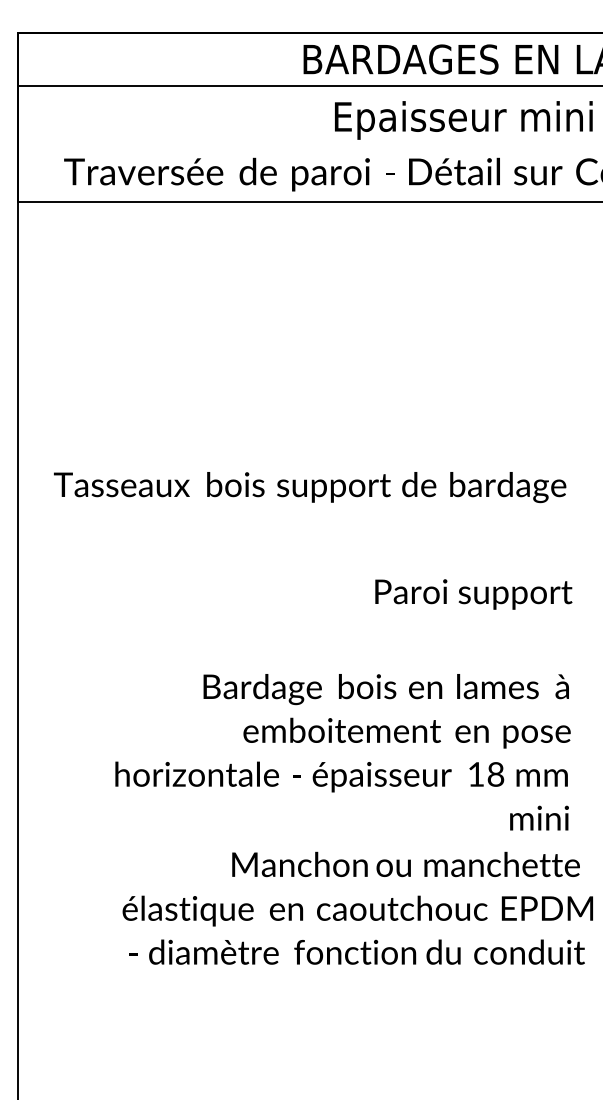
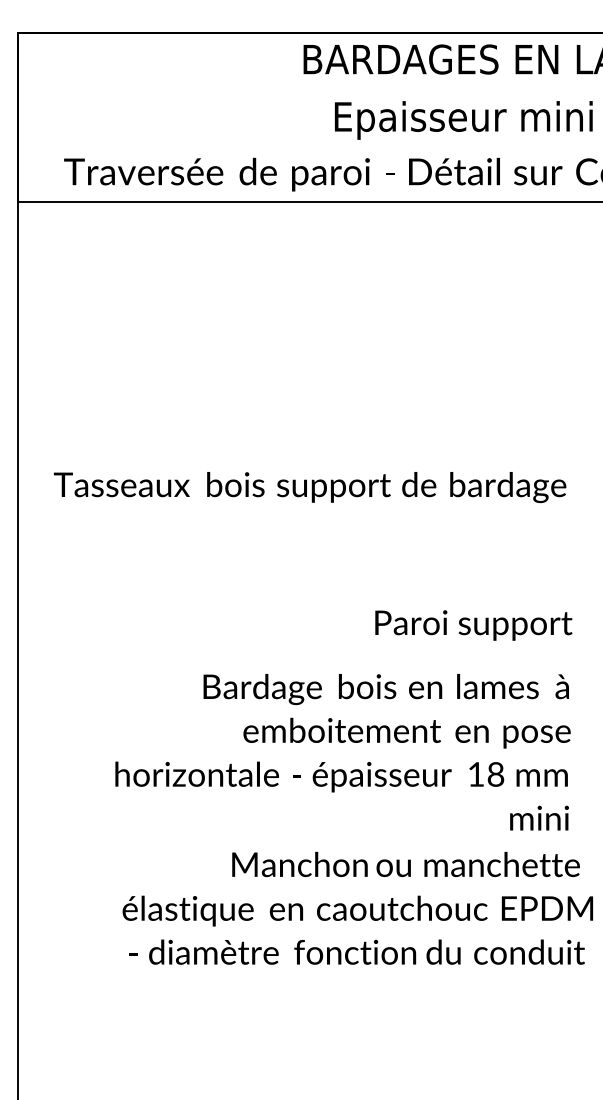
line: present -> none (308, 86)
text position: (473, 594) -> (473, 625) (473, 625)
